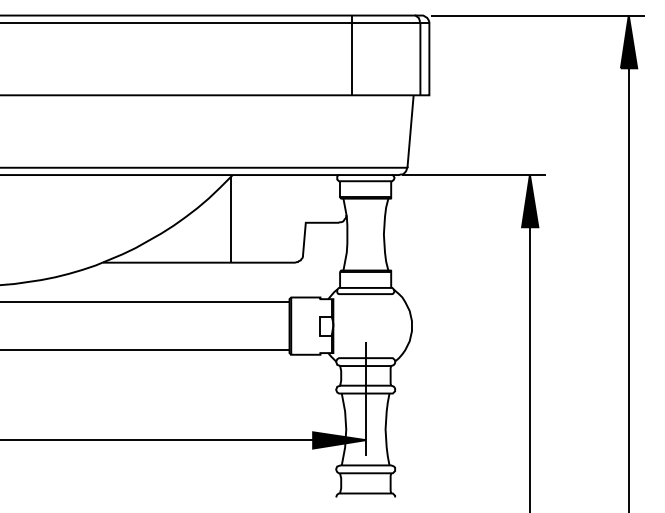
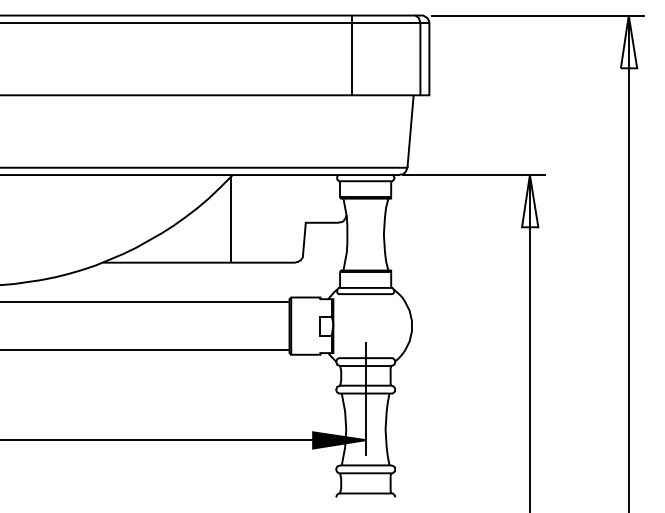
fill: present -> none (628, 41)
fill: present -> none (530, 201)
